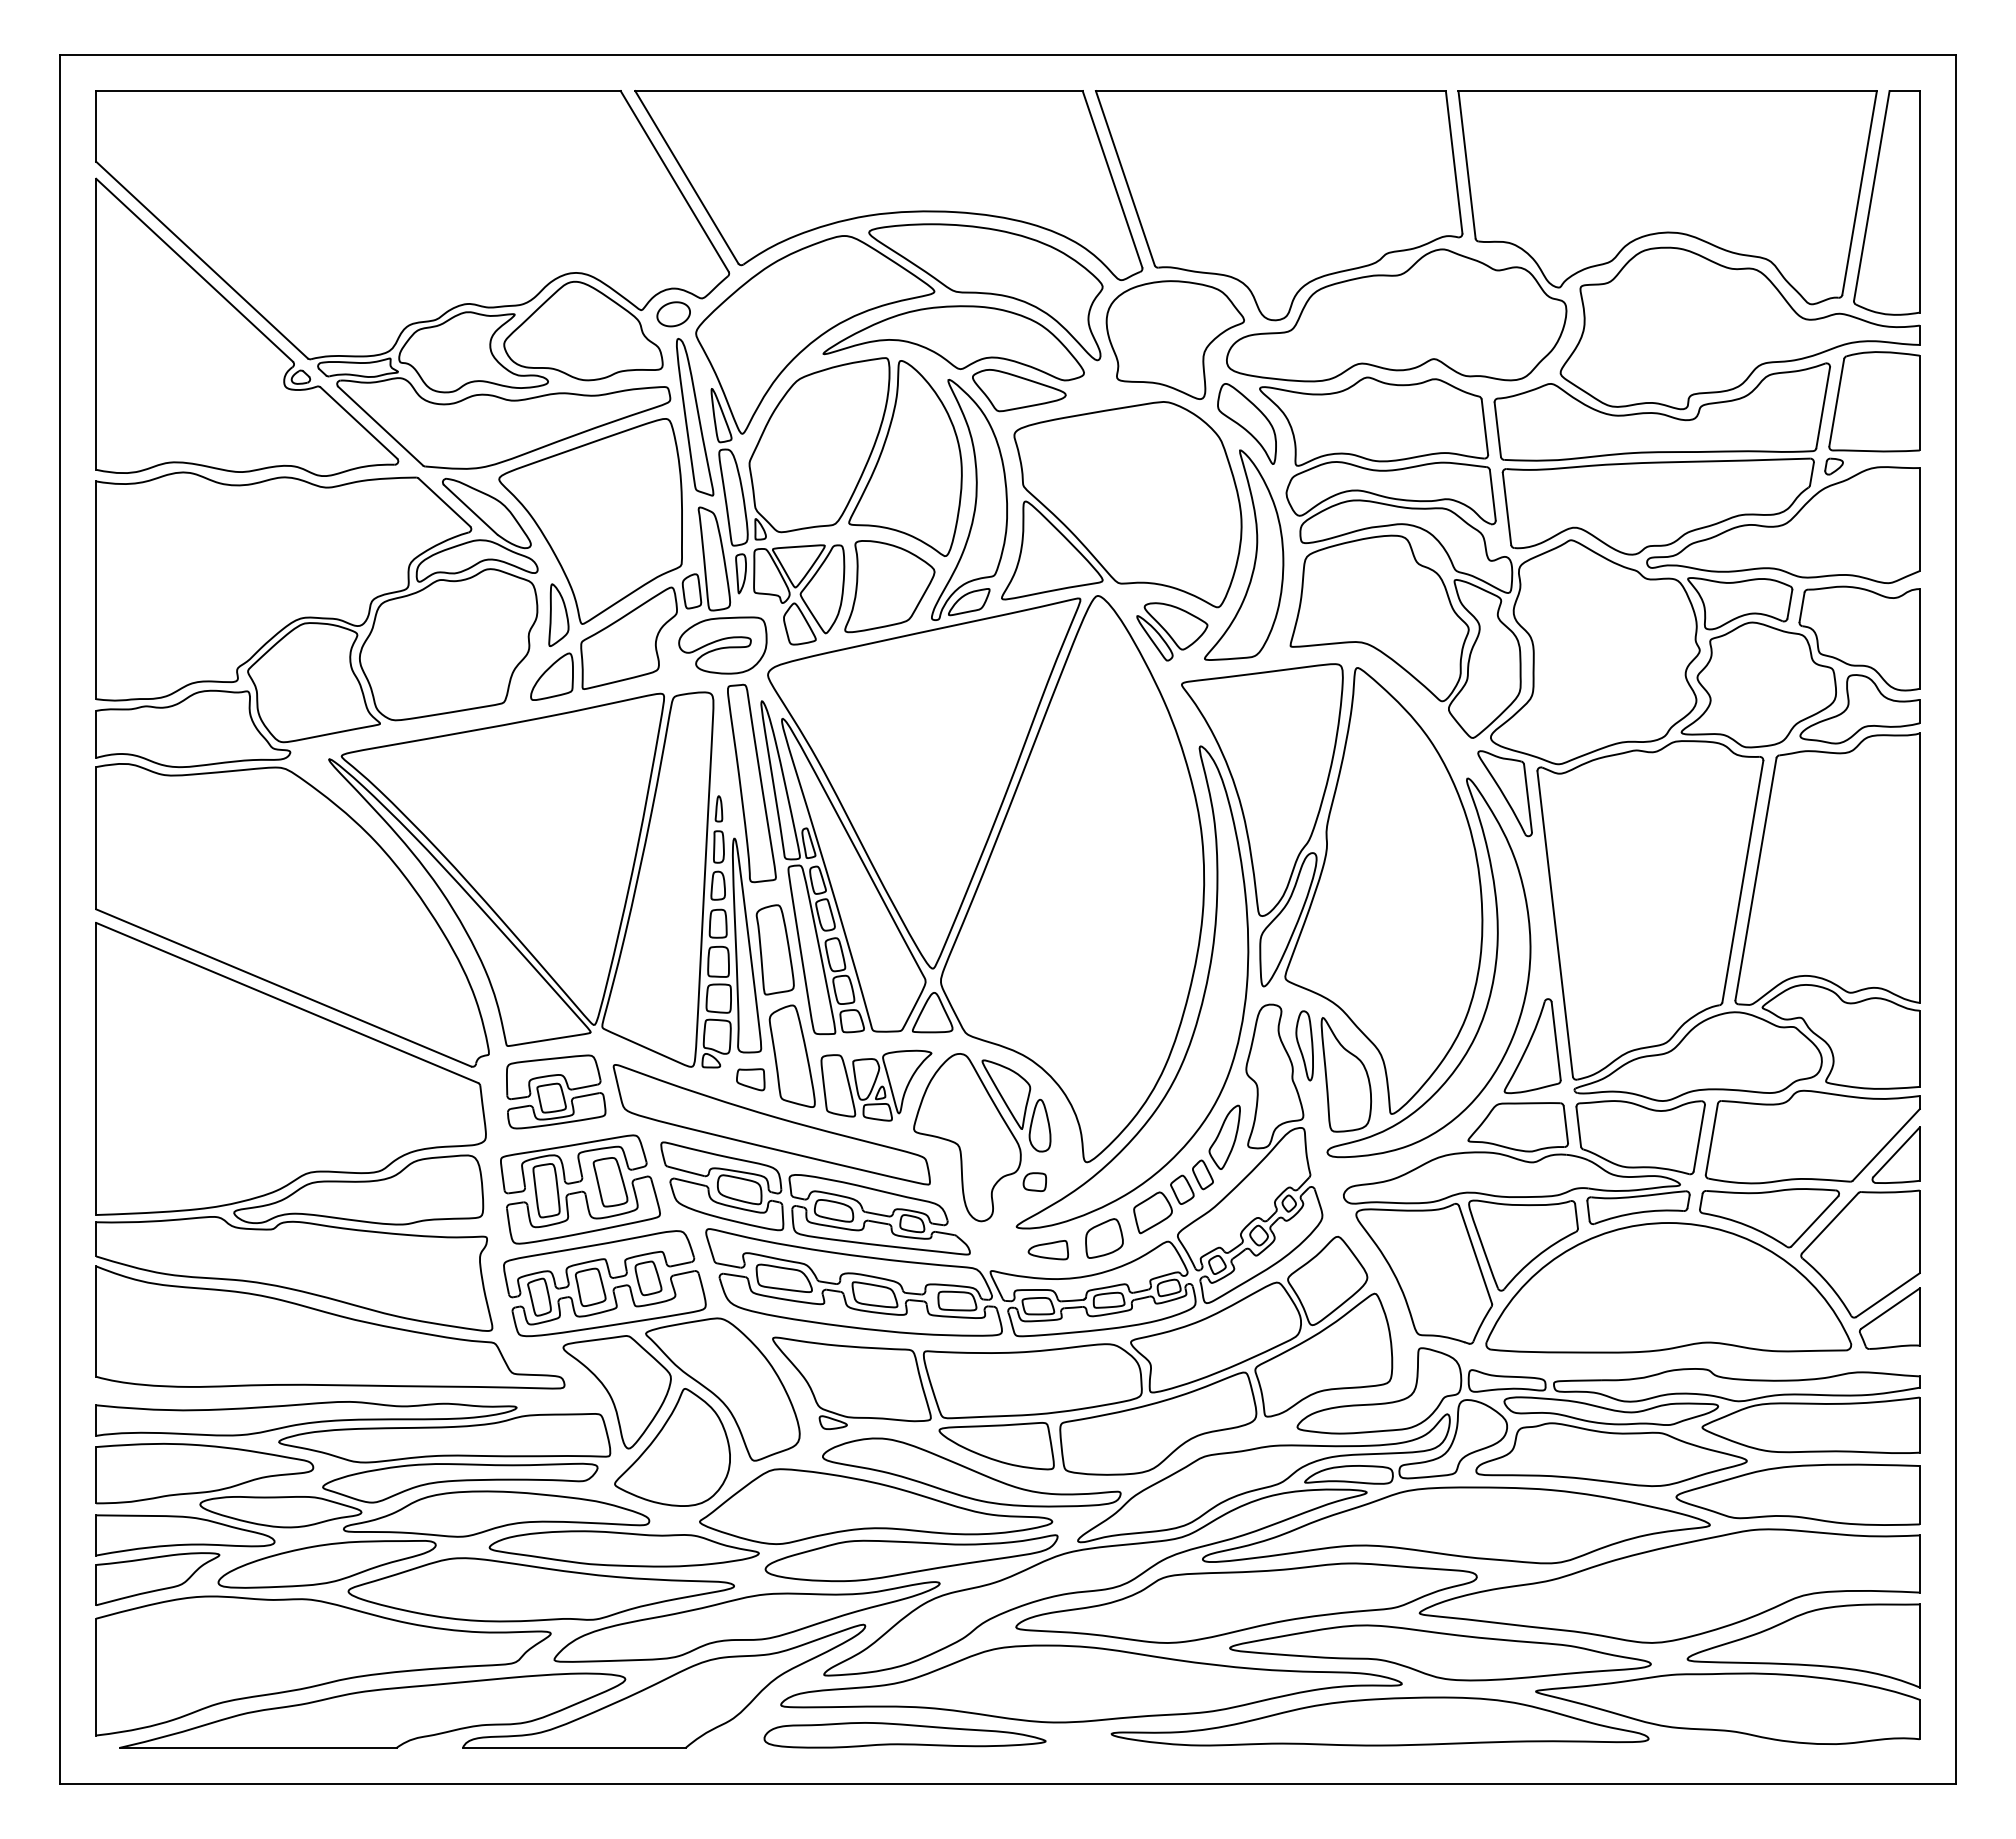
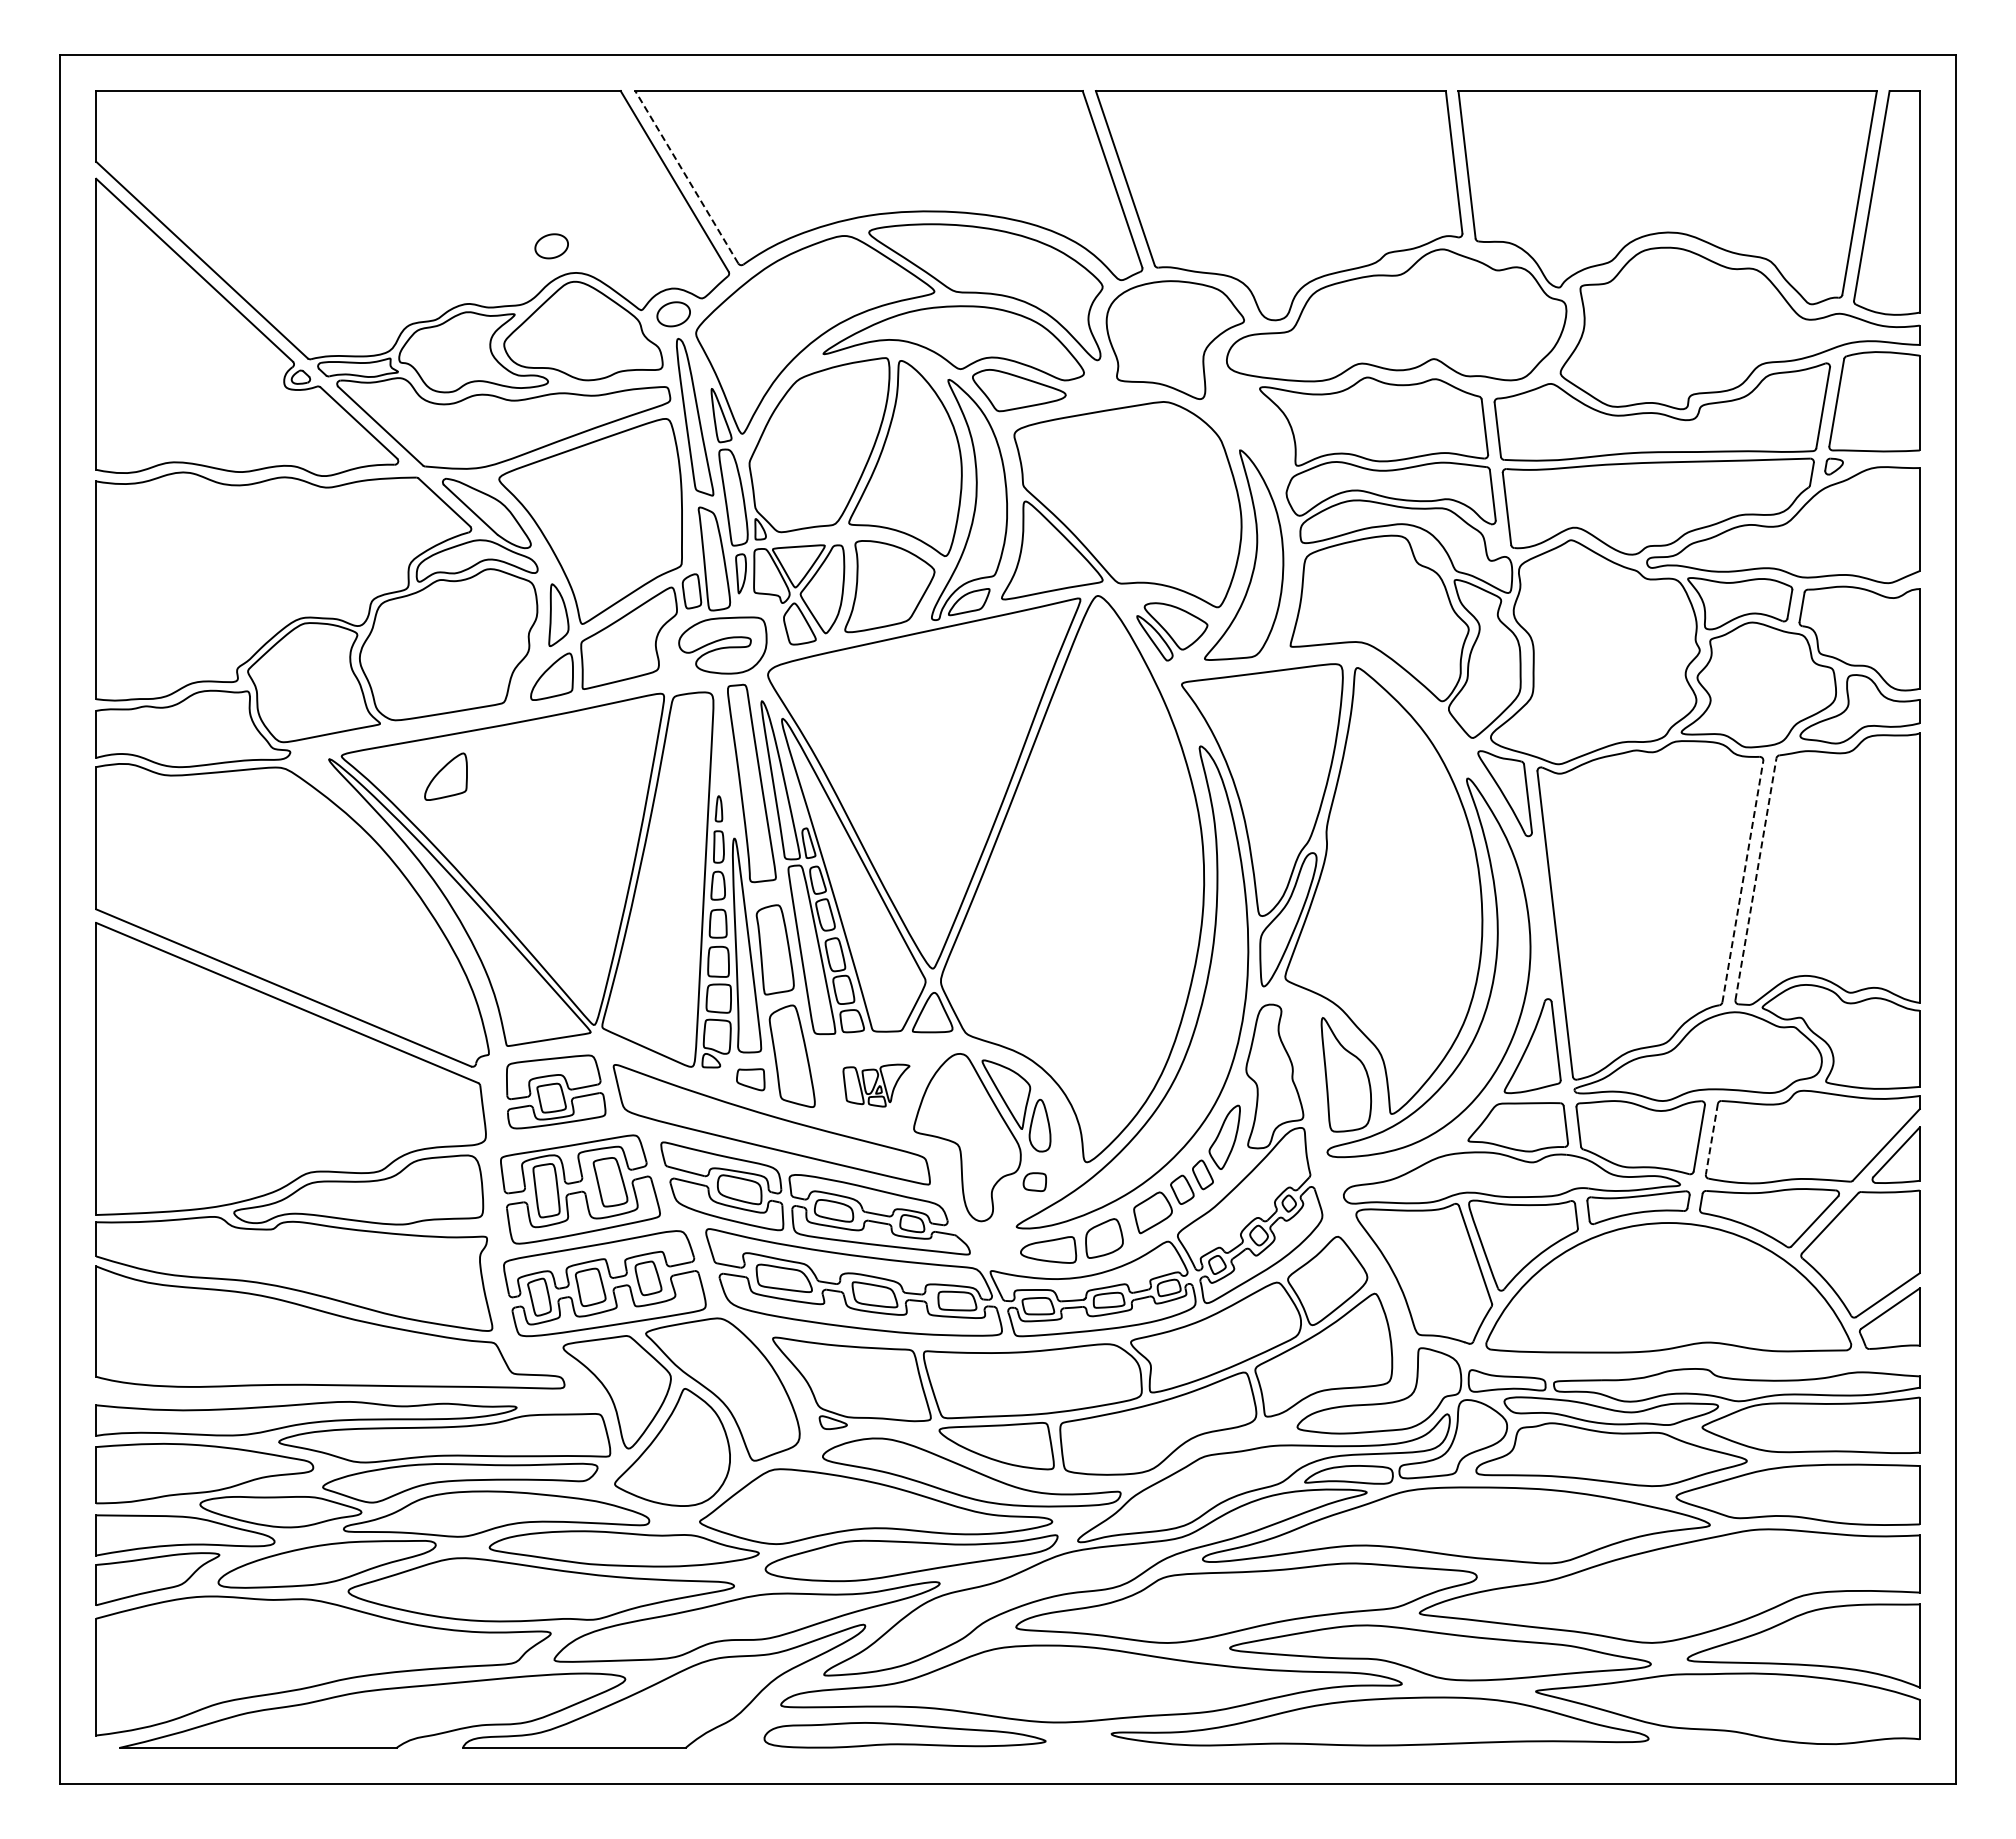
line: solid -> dashed (686, 176)
part: none -> present (551, 246)
part: present -> none (1246, 423)
part: none -> present (445, 776)
line: solid -> dashed (1755, 879)
line: solid -> dashed (1742, 881)
part: present -> none (1304, 1045)
part size: 113x73 px -> 69x45 px (876, 1085)
line: solid -> dashed (1711, 1139)
part size: 42x21 px -> 58x28 px (1048, 1249)
